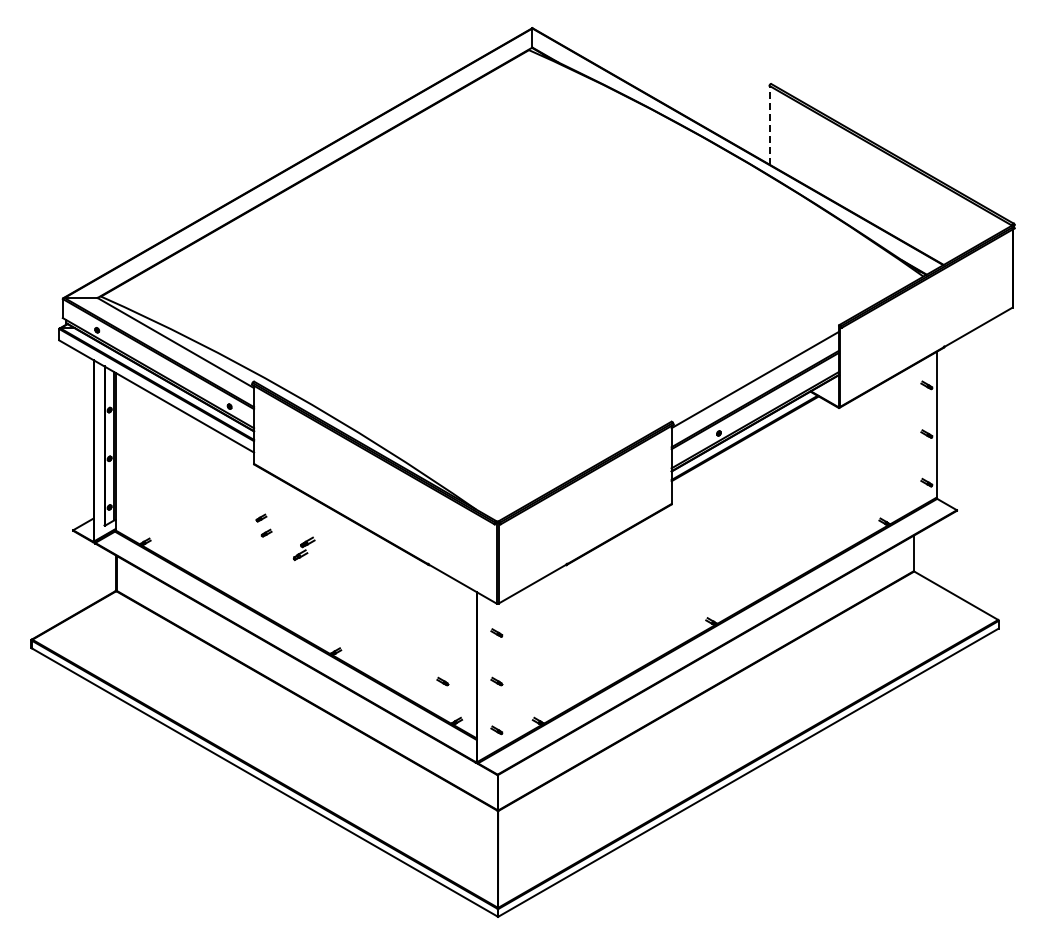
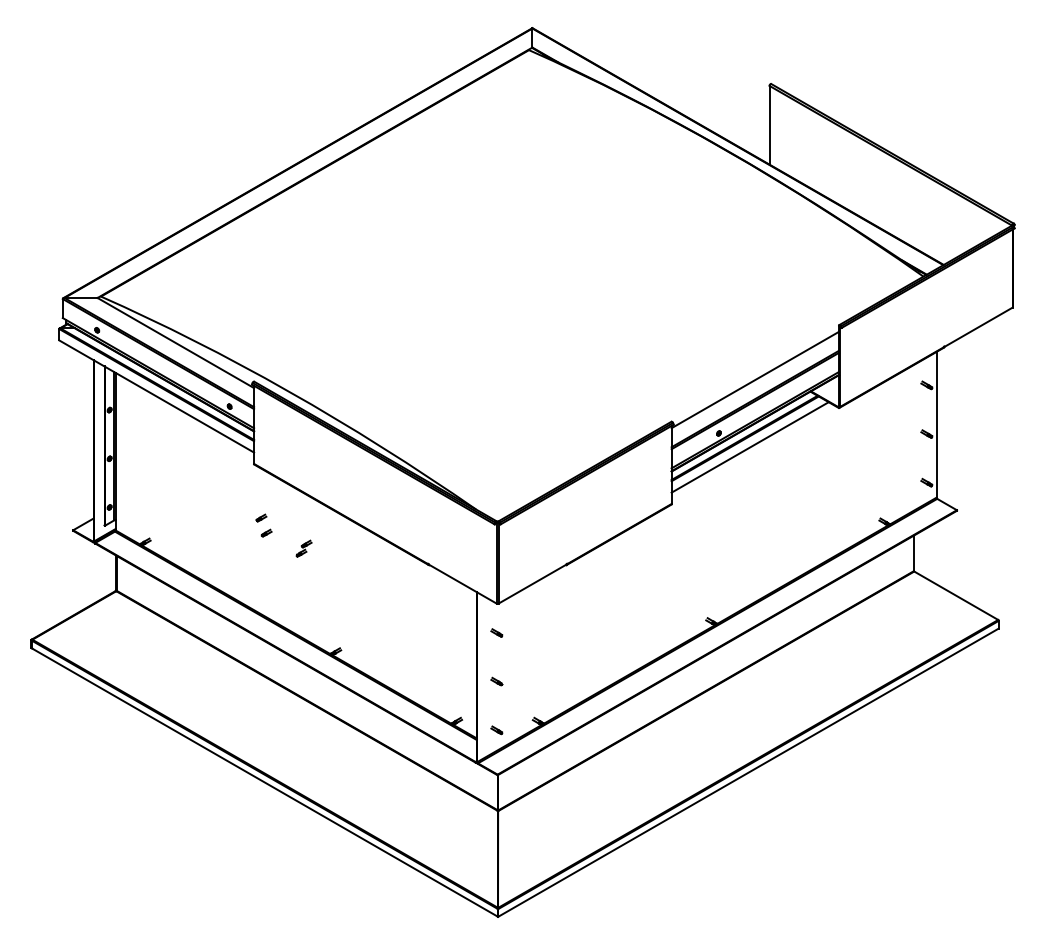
line: dashed -> solid (769, 124)
line: none -> present (749, 447)
part size: 24x26 px -> 18x19 px (303, 548)
part: present -> none (442, 681)
